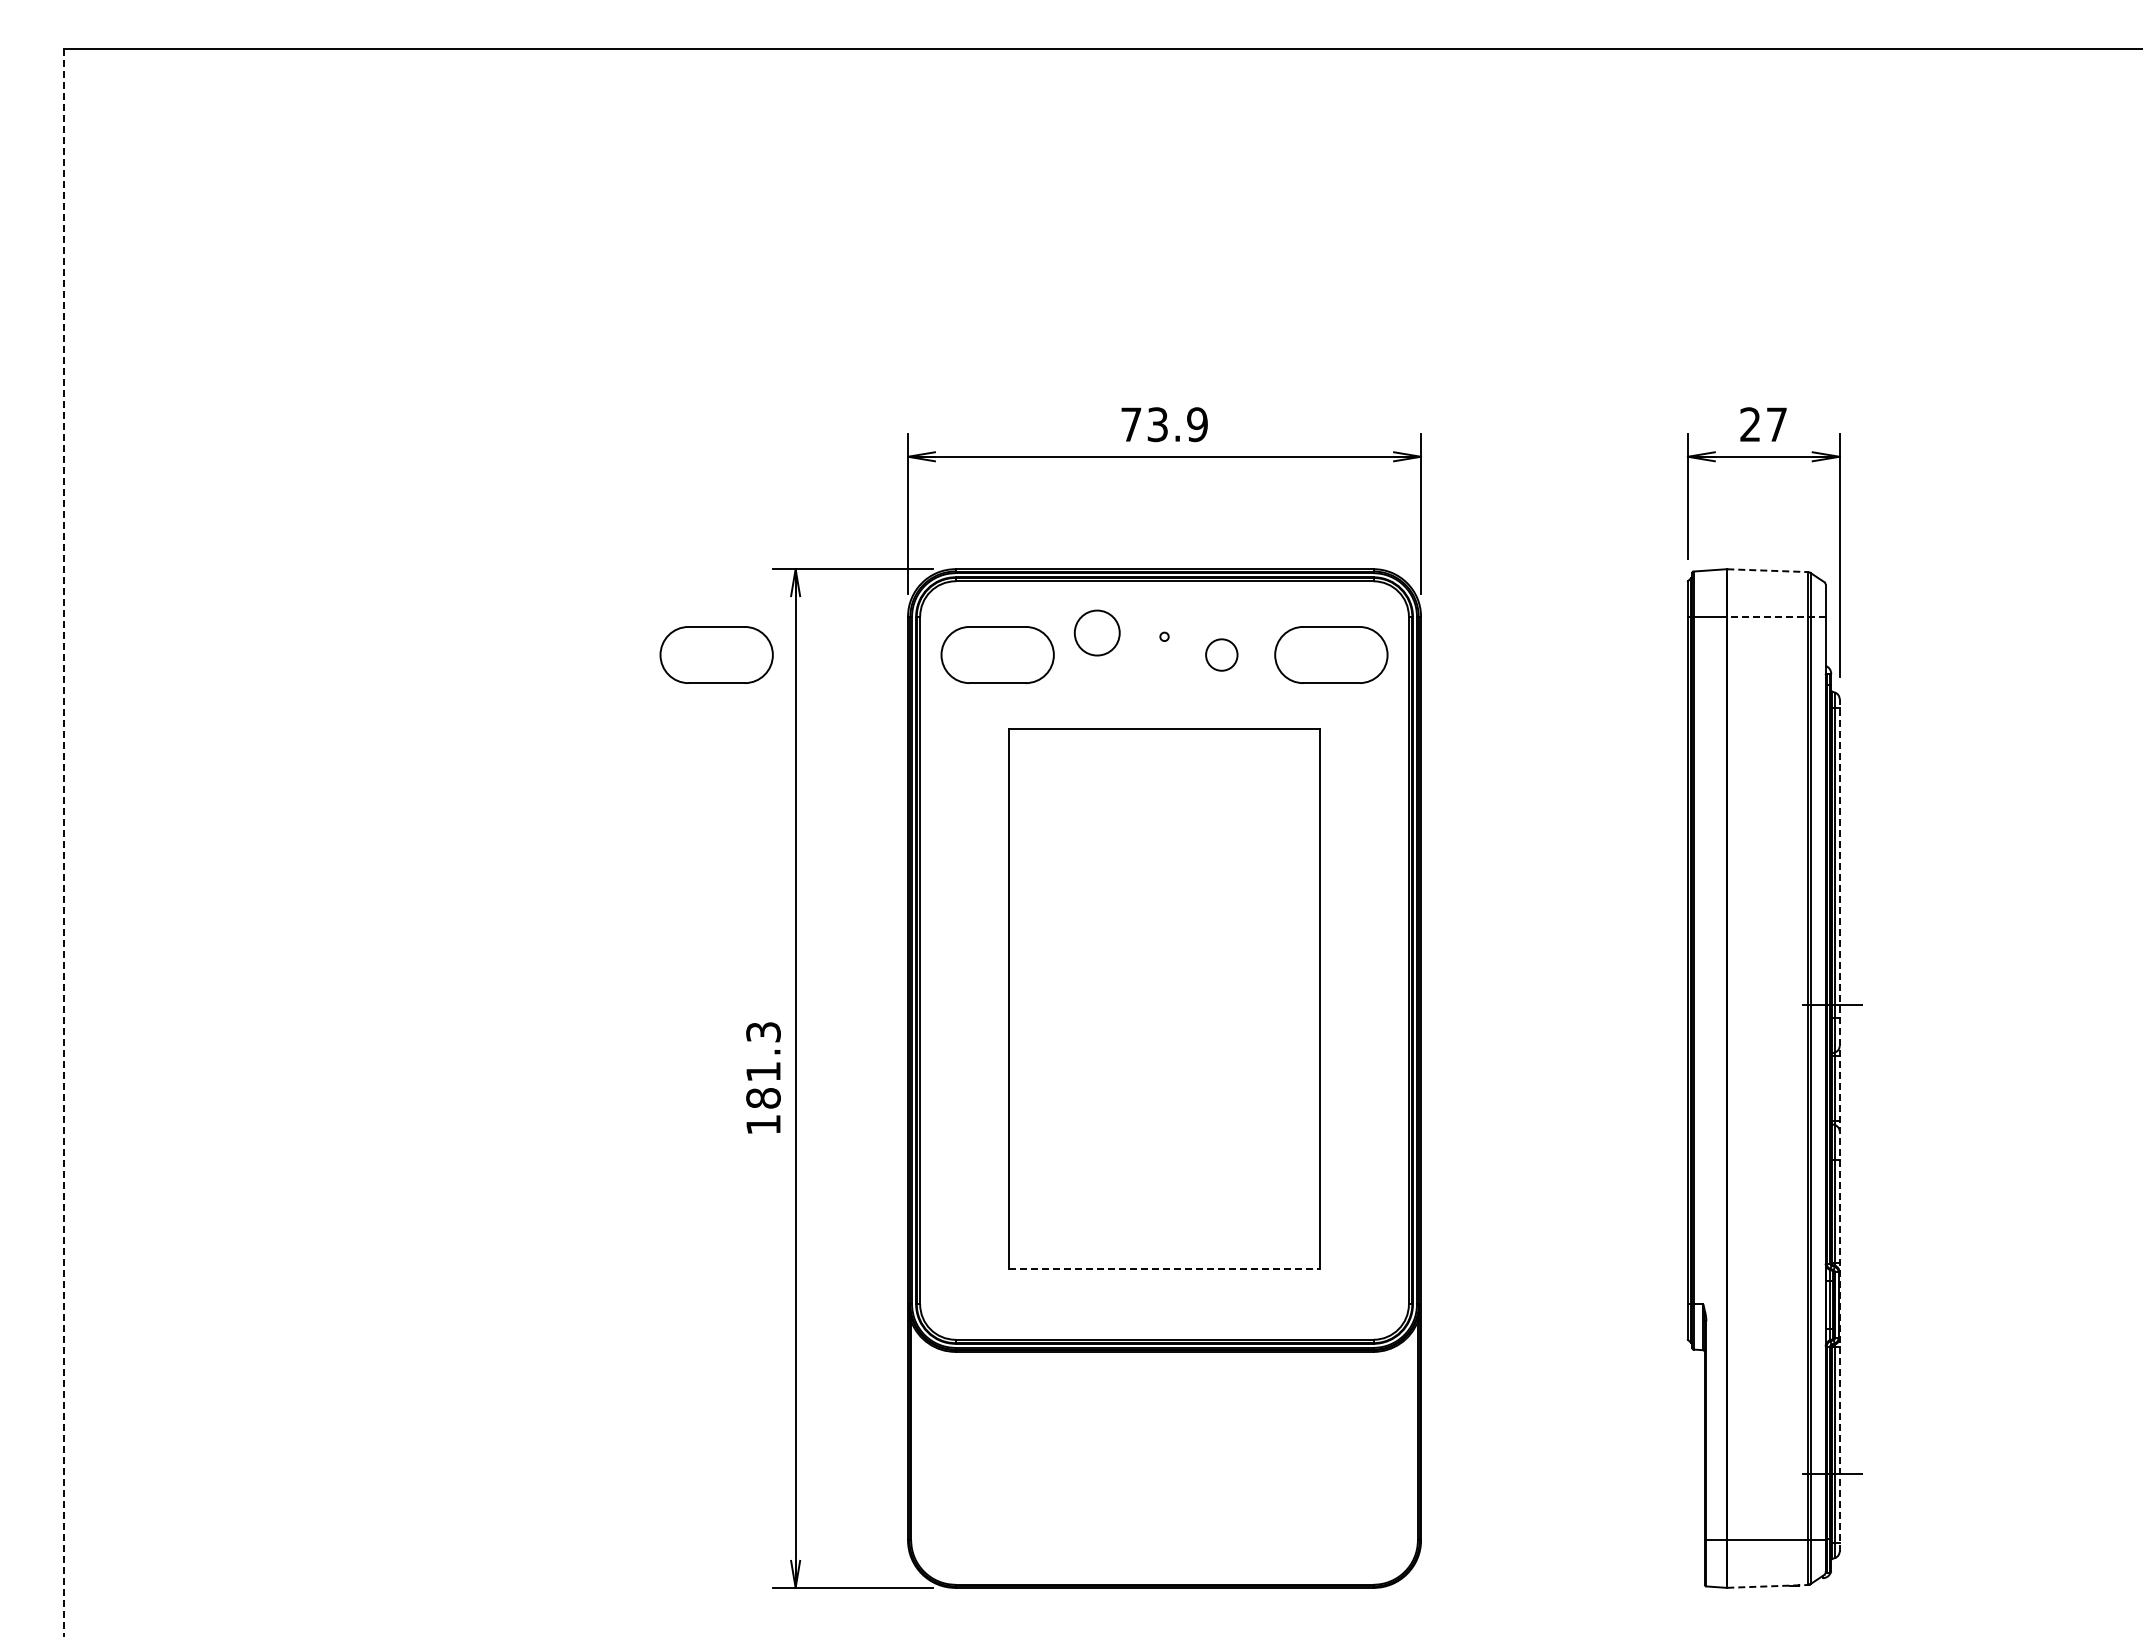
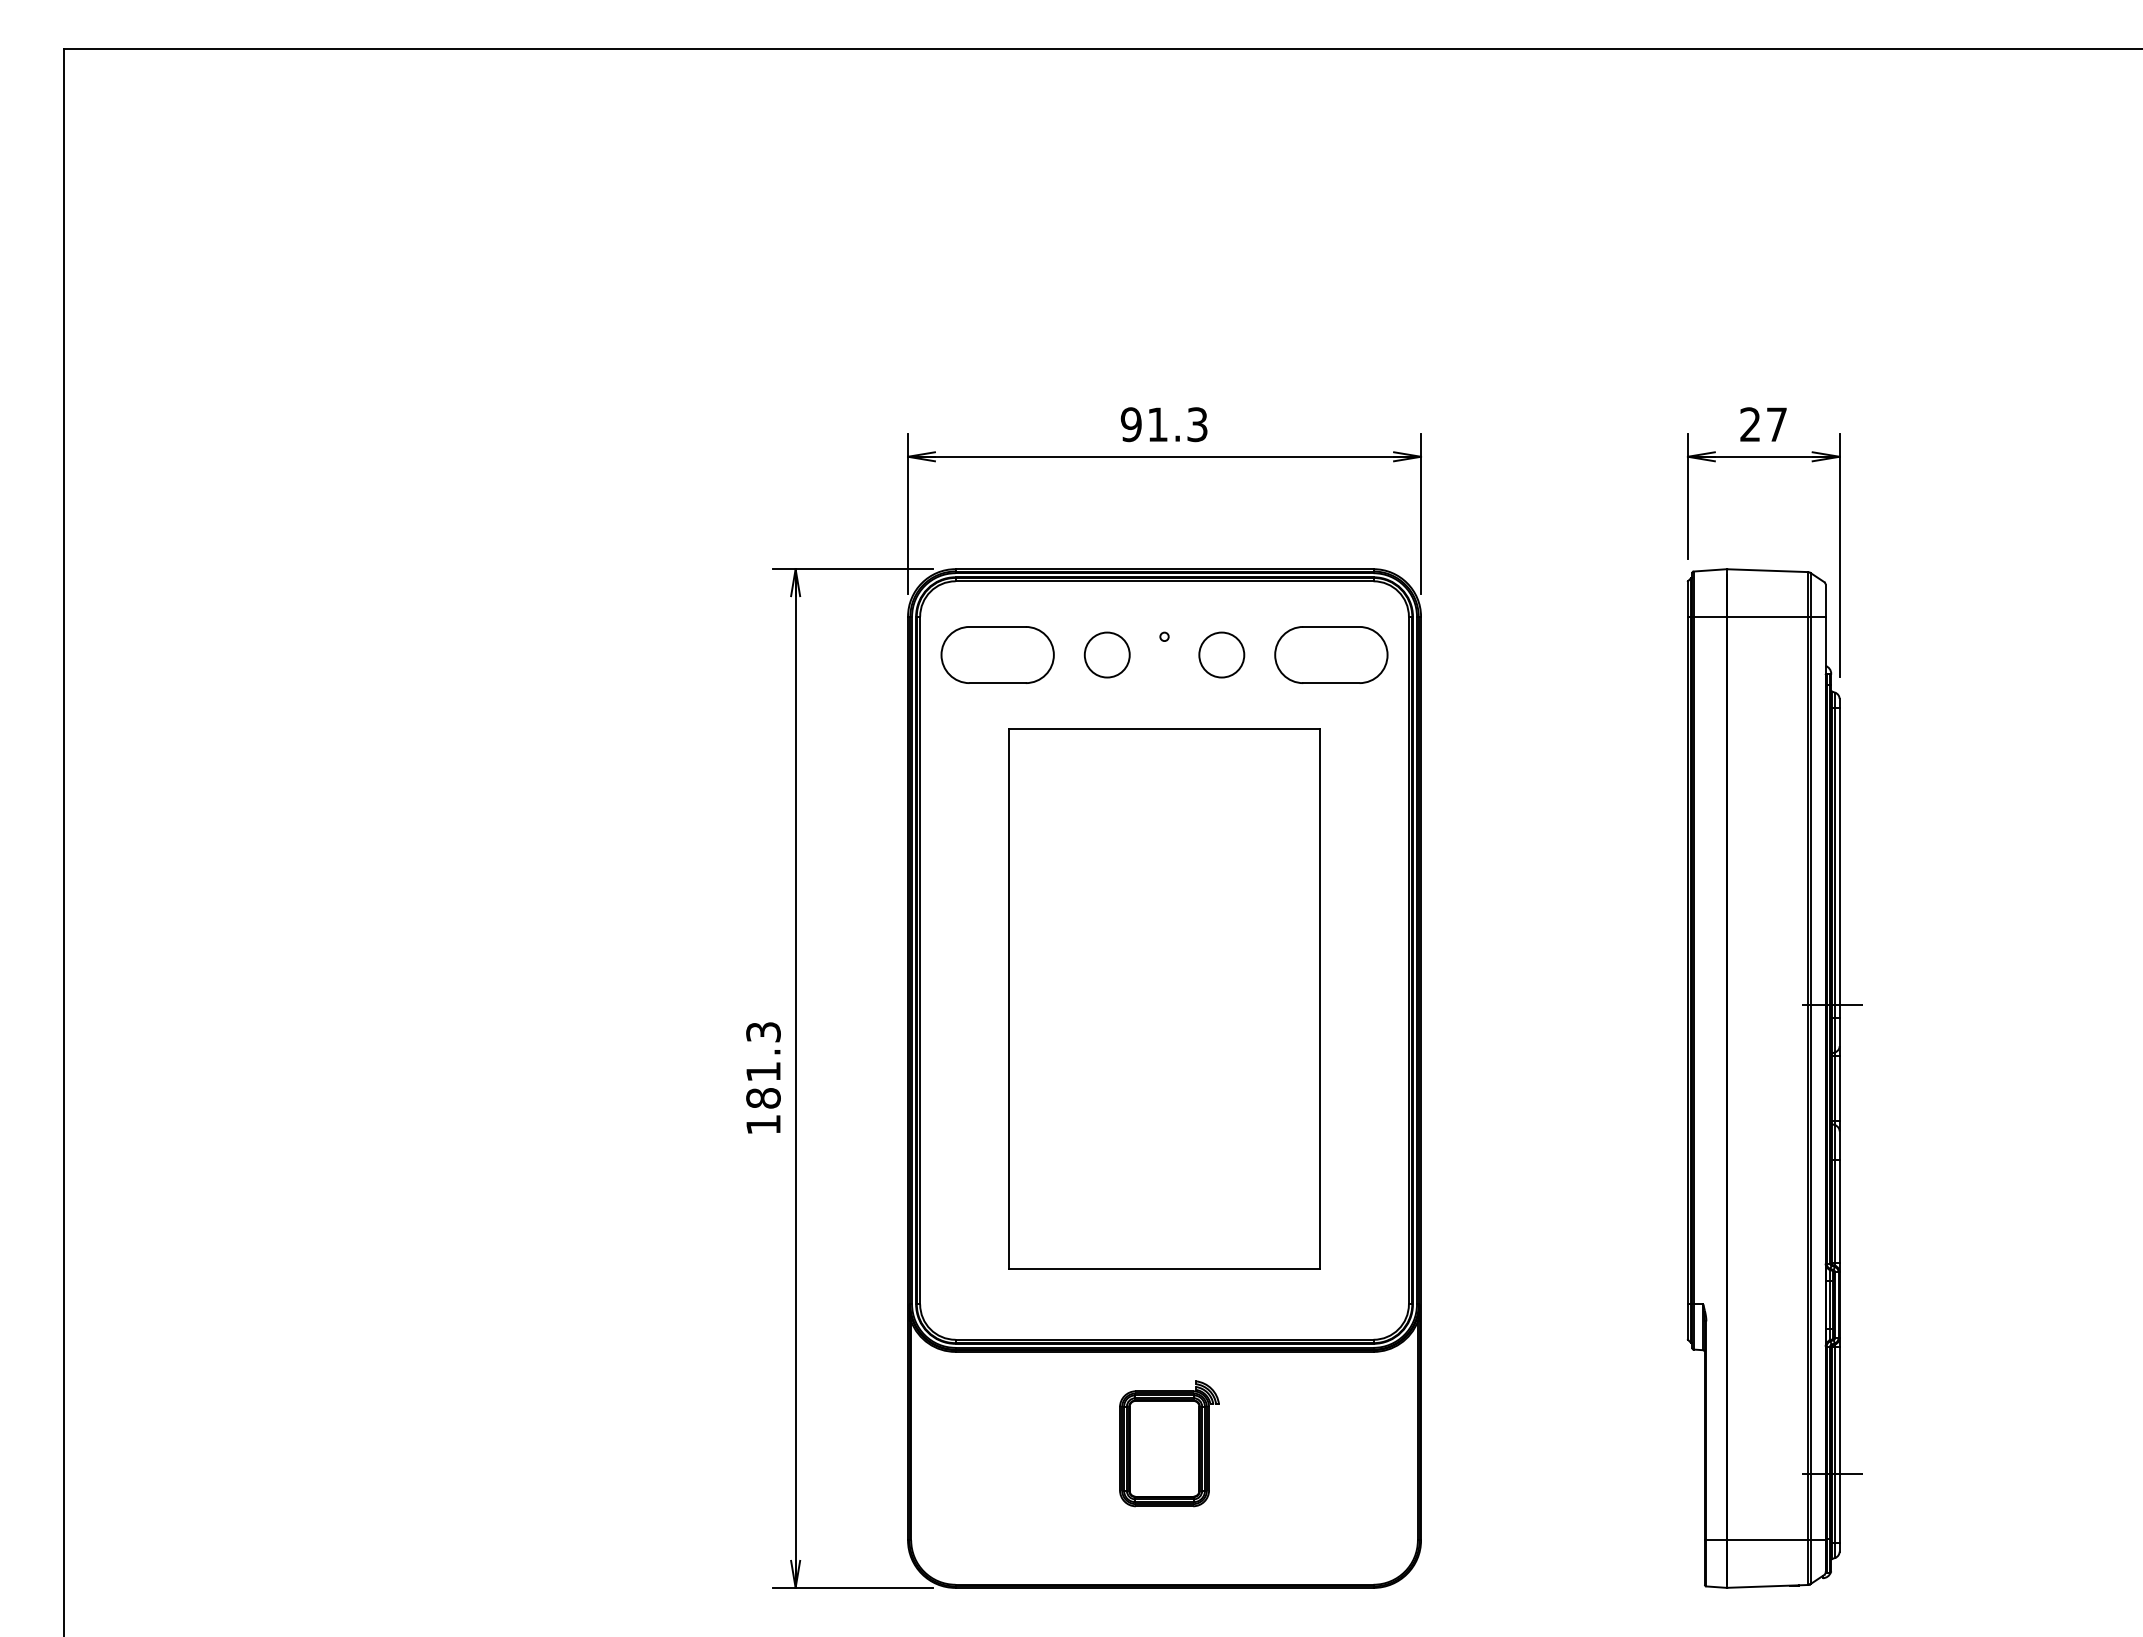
text: 73.9 -> 91.3 (1163, 424)
line: dashed -> solid (1768, 570)
line: dashed -> solid (1775, 616)
circle position: (1096, 632) -> (1106, 654) (1106, 654)
part: present -> none (716, 654)
circle diameter: 31 px -> 45 px (1221, 654)
line: dashed -> solid (64, 843)
line: dashed -> solid (1839, 1124)
line: dashed -> solid (1165, 1268)
part: none -> present (1169, 1443)
line: dashed -> solid (1768, 1586)
